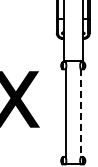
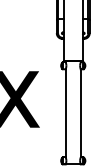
line: dashed -> solid (80, 113)
